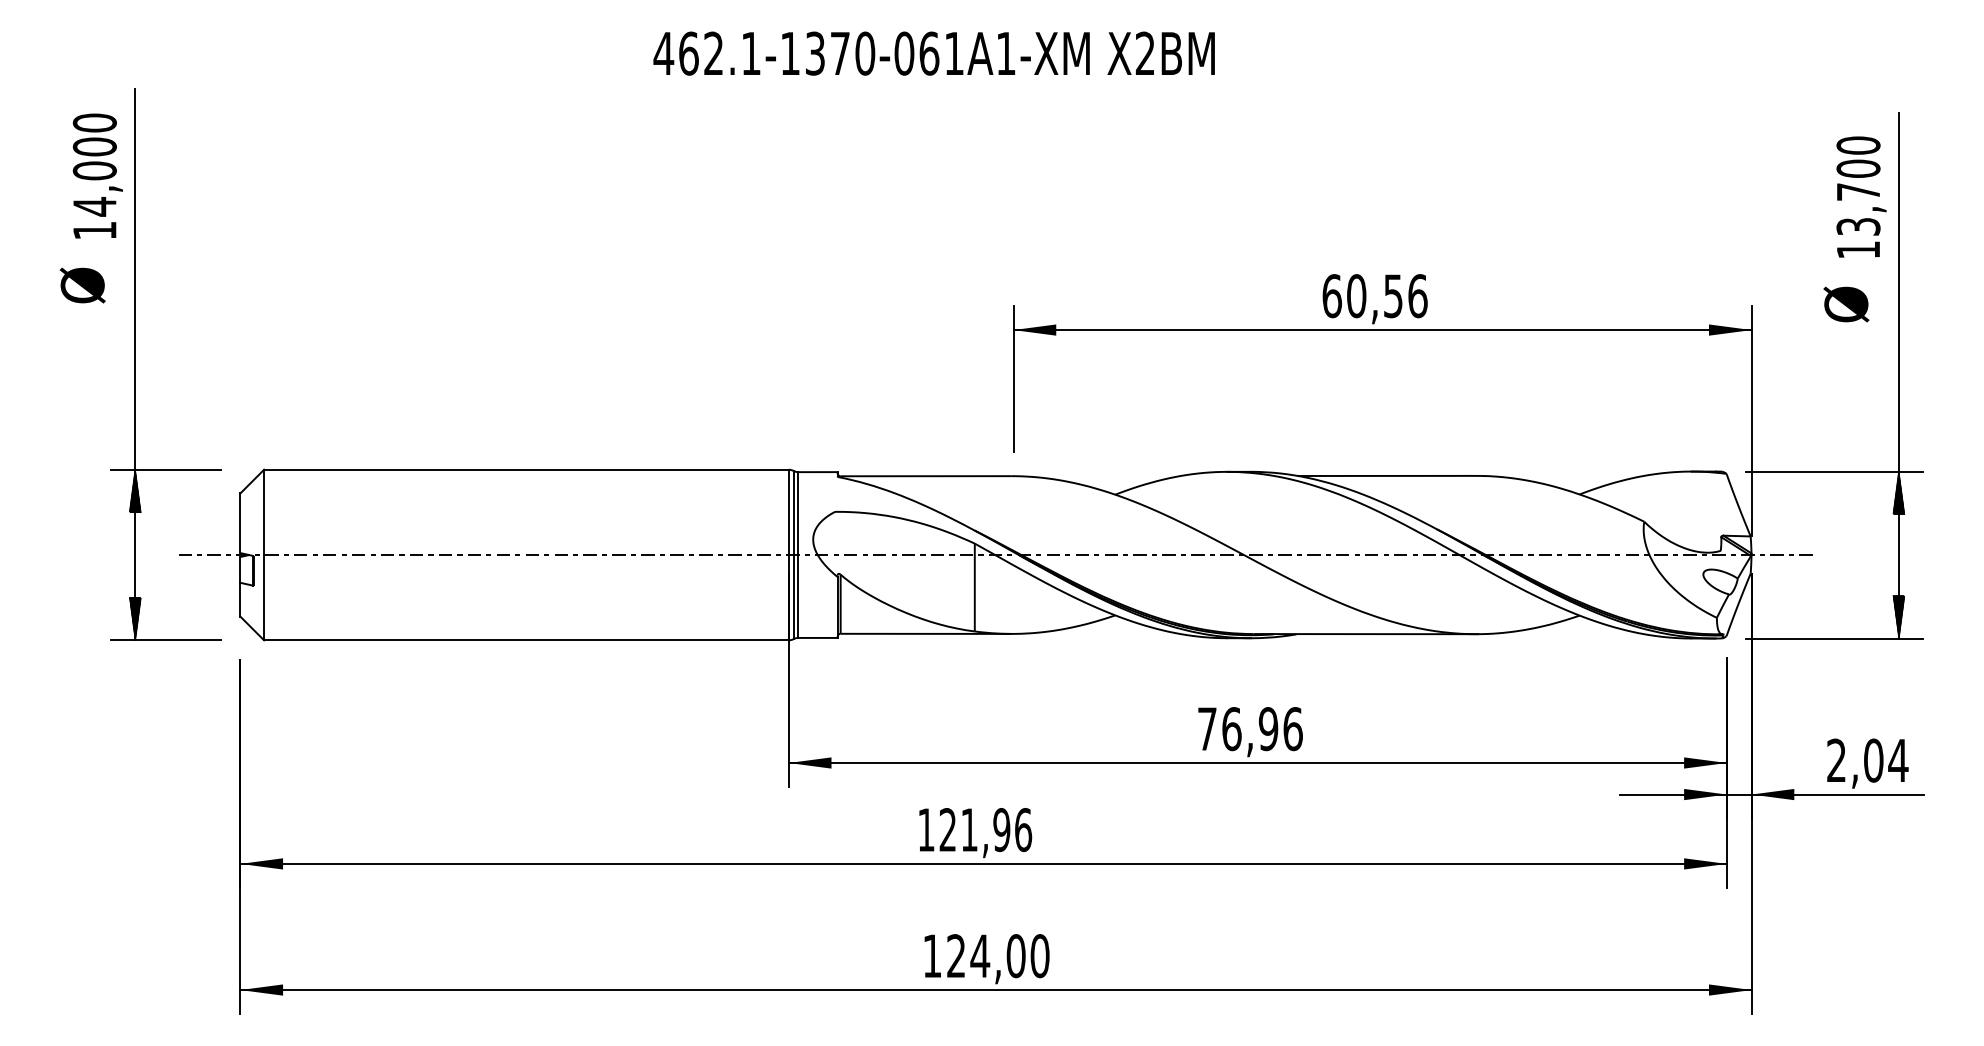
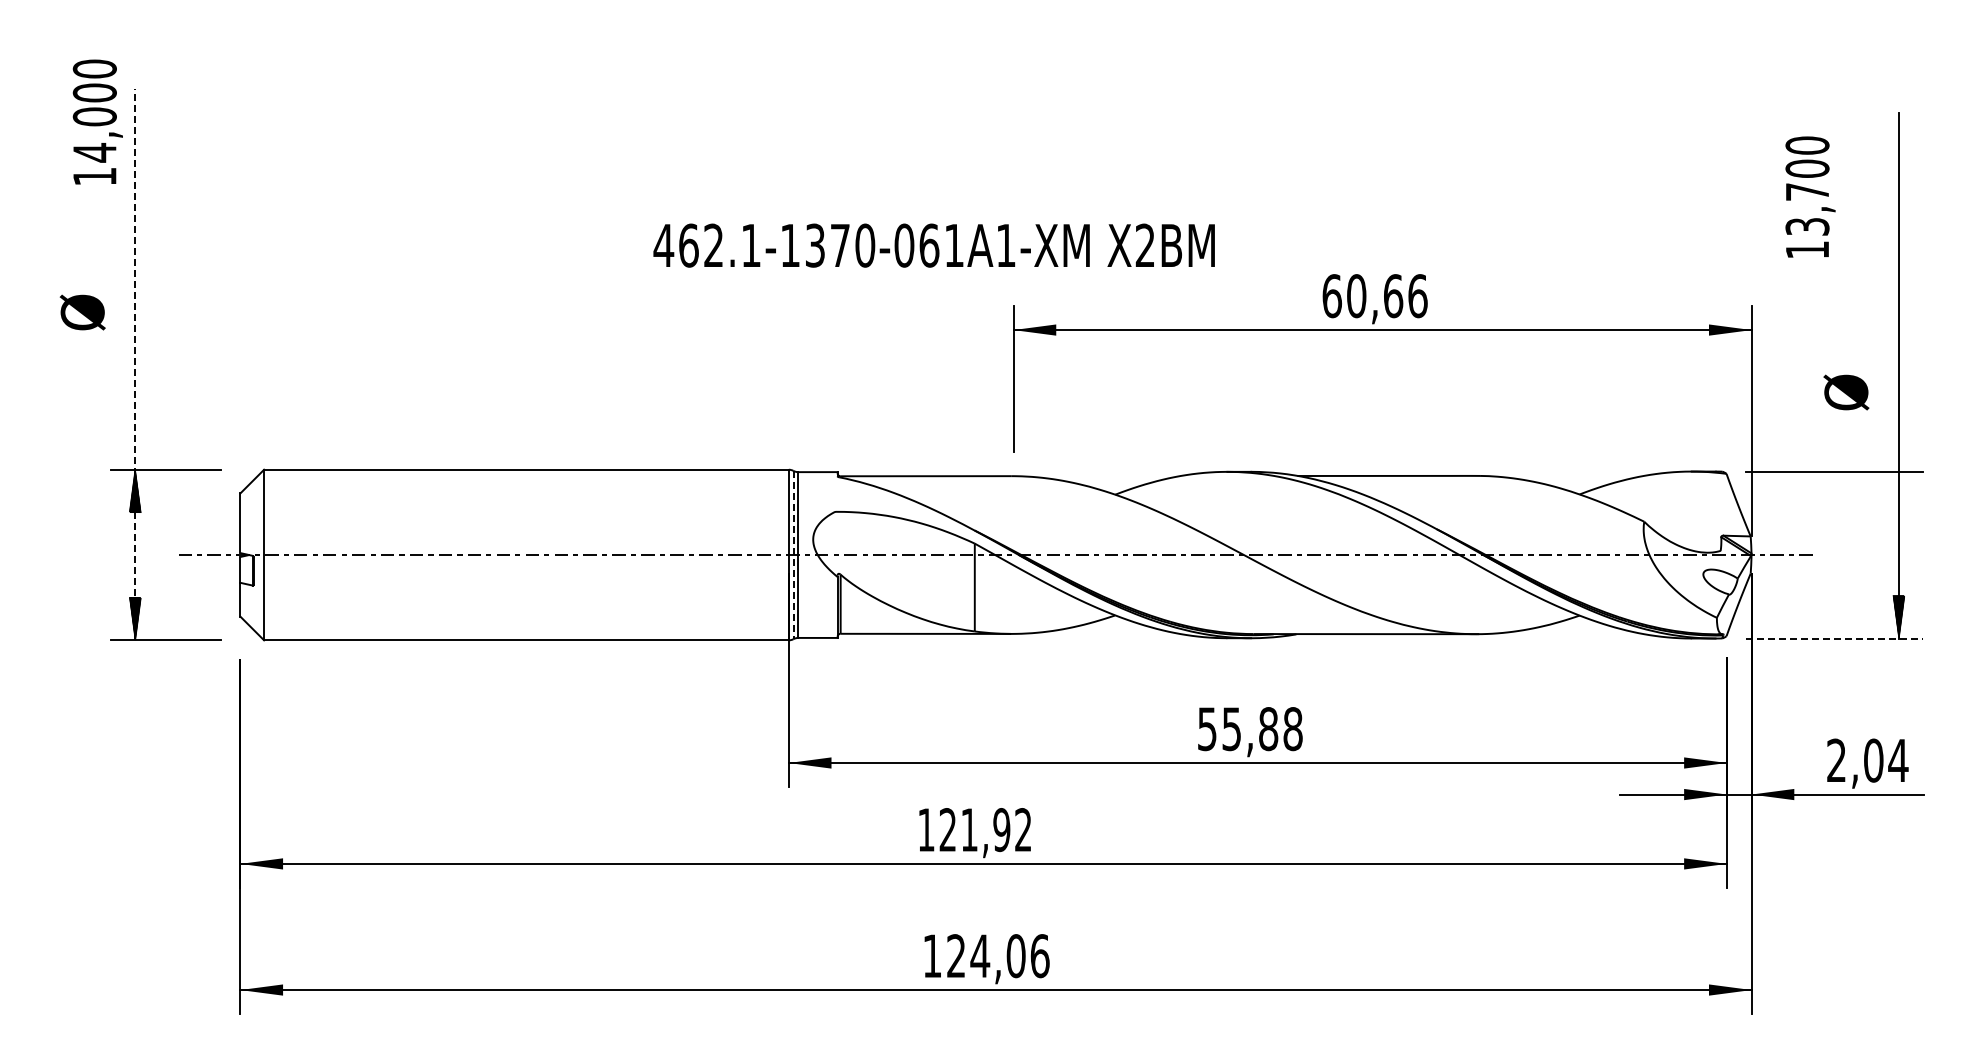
text position: (933, 53) -> (933, 245) (933, 245)
text position: (97, 175) -> (97, 121) (97, 121)
text position: (1861, 196) -> (1810, 196) (1810, 196)
text position: (82, 285) -> (82, 312) (82, 312)
text: 60,56 -> 60,66 (1393, 296)
text position: (1846, 304) -> (1846, 392) (1846, 392)
line: solid -> dashed (135, 364)
hatch: present -> none (1898, 492)
line: solid -> dashed (793, 555)
line: solid -> dashed (1834, 638)
text: 76,96 -> 55,88 (1250, 729)
text: 121,96 -> 121,92 (1023, 830)
text: 124,00 -> 124,06 (1039, 956)
